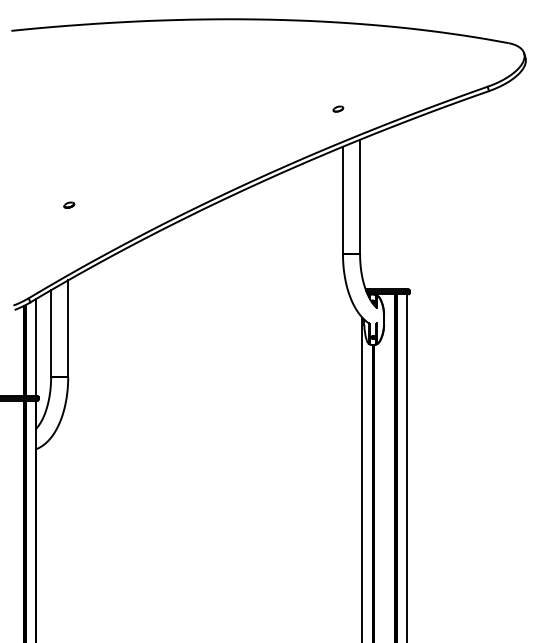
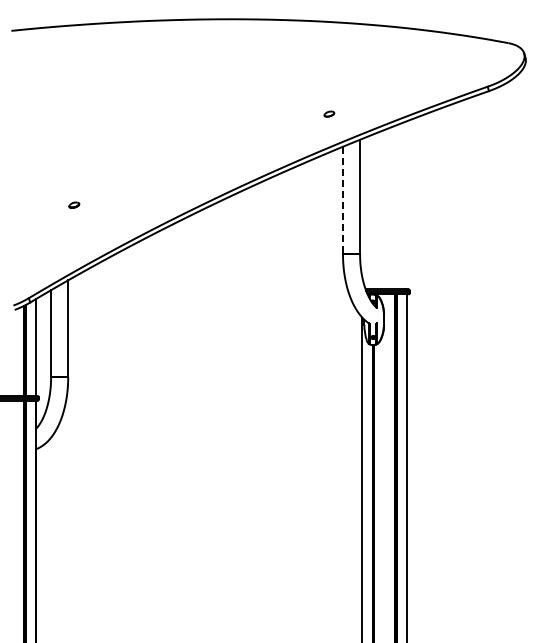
part position: (338, 108) -> (329, 113) (329, 113)
line: solid -> dashed (343, 200)
part position: (69, 204) -> (74, 204) (74, 204)
